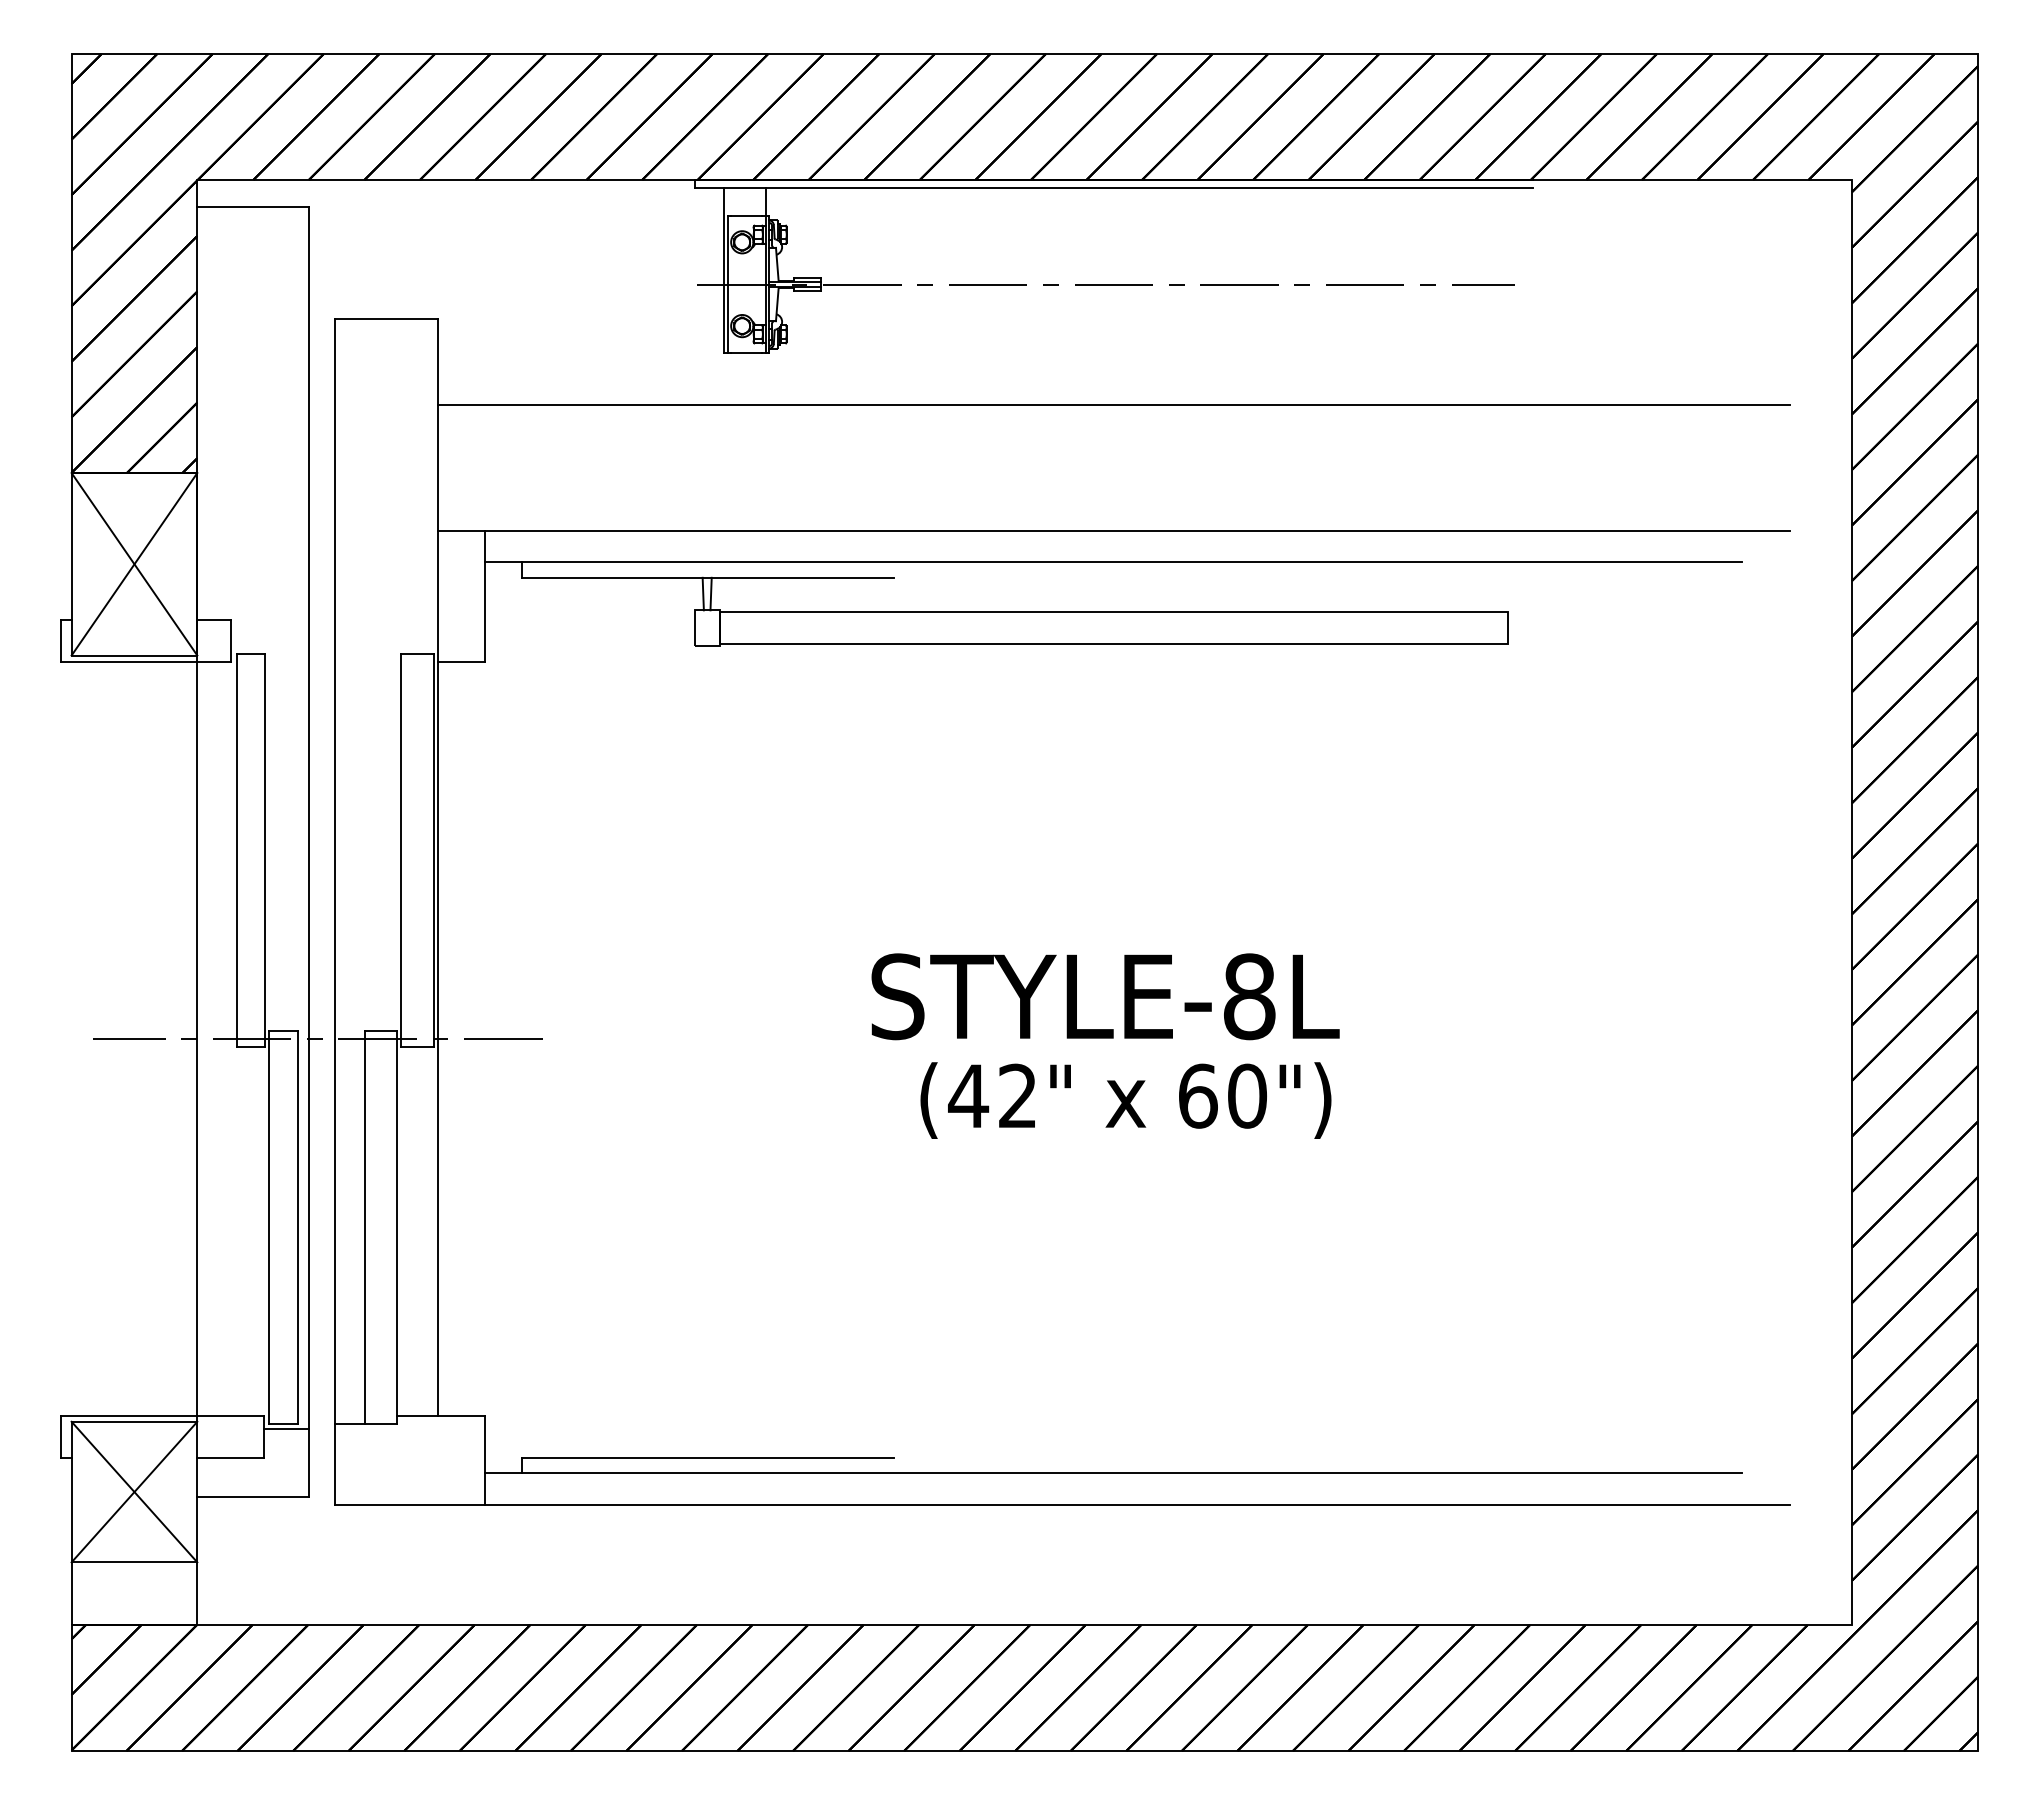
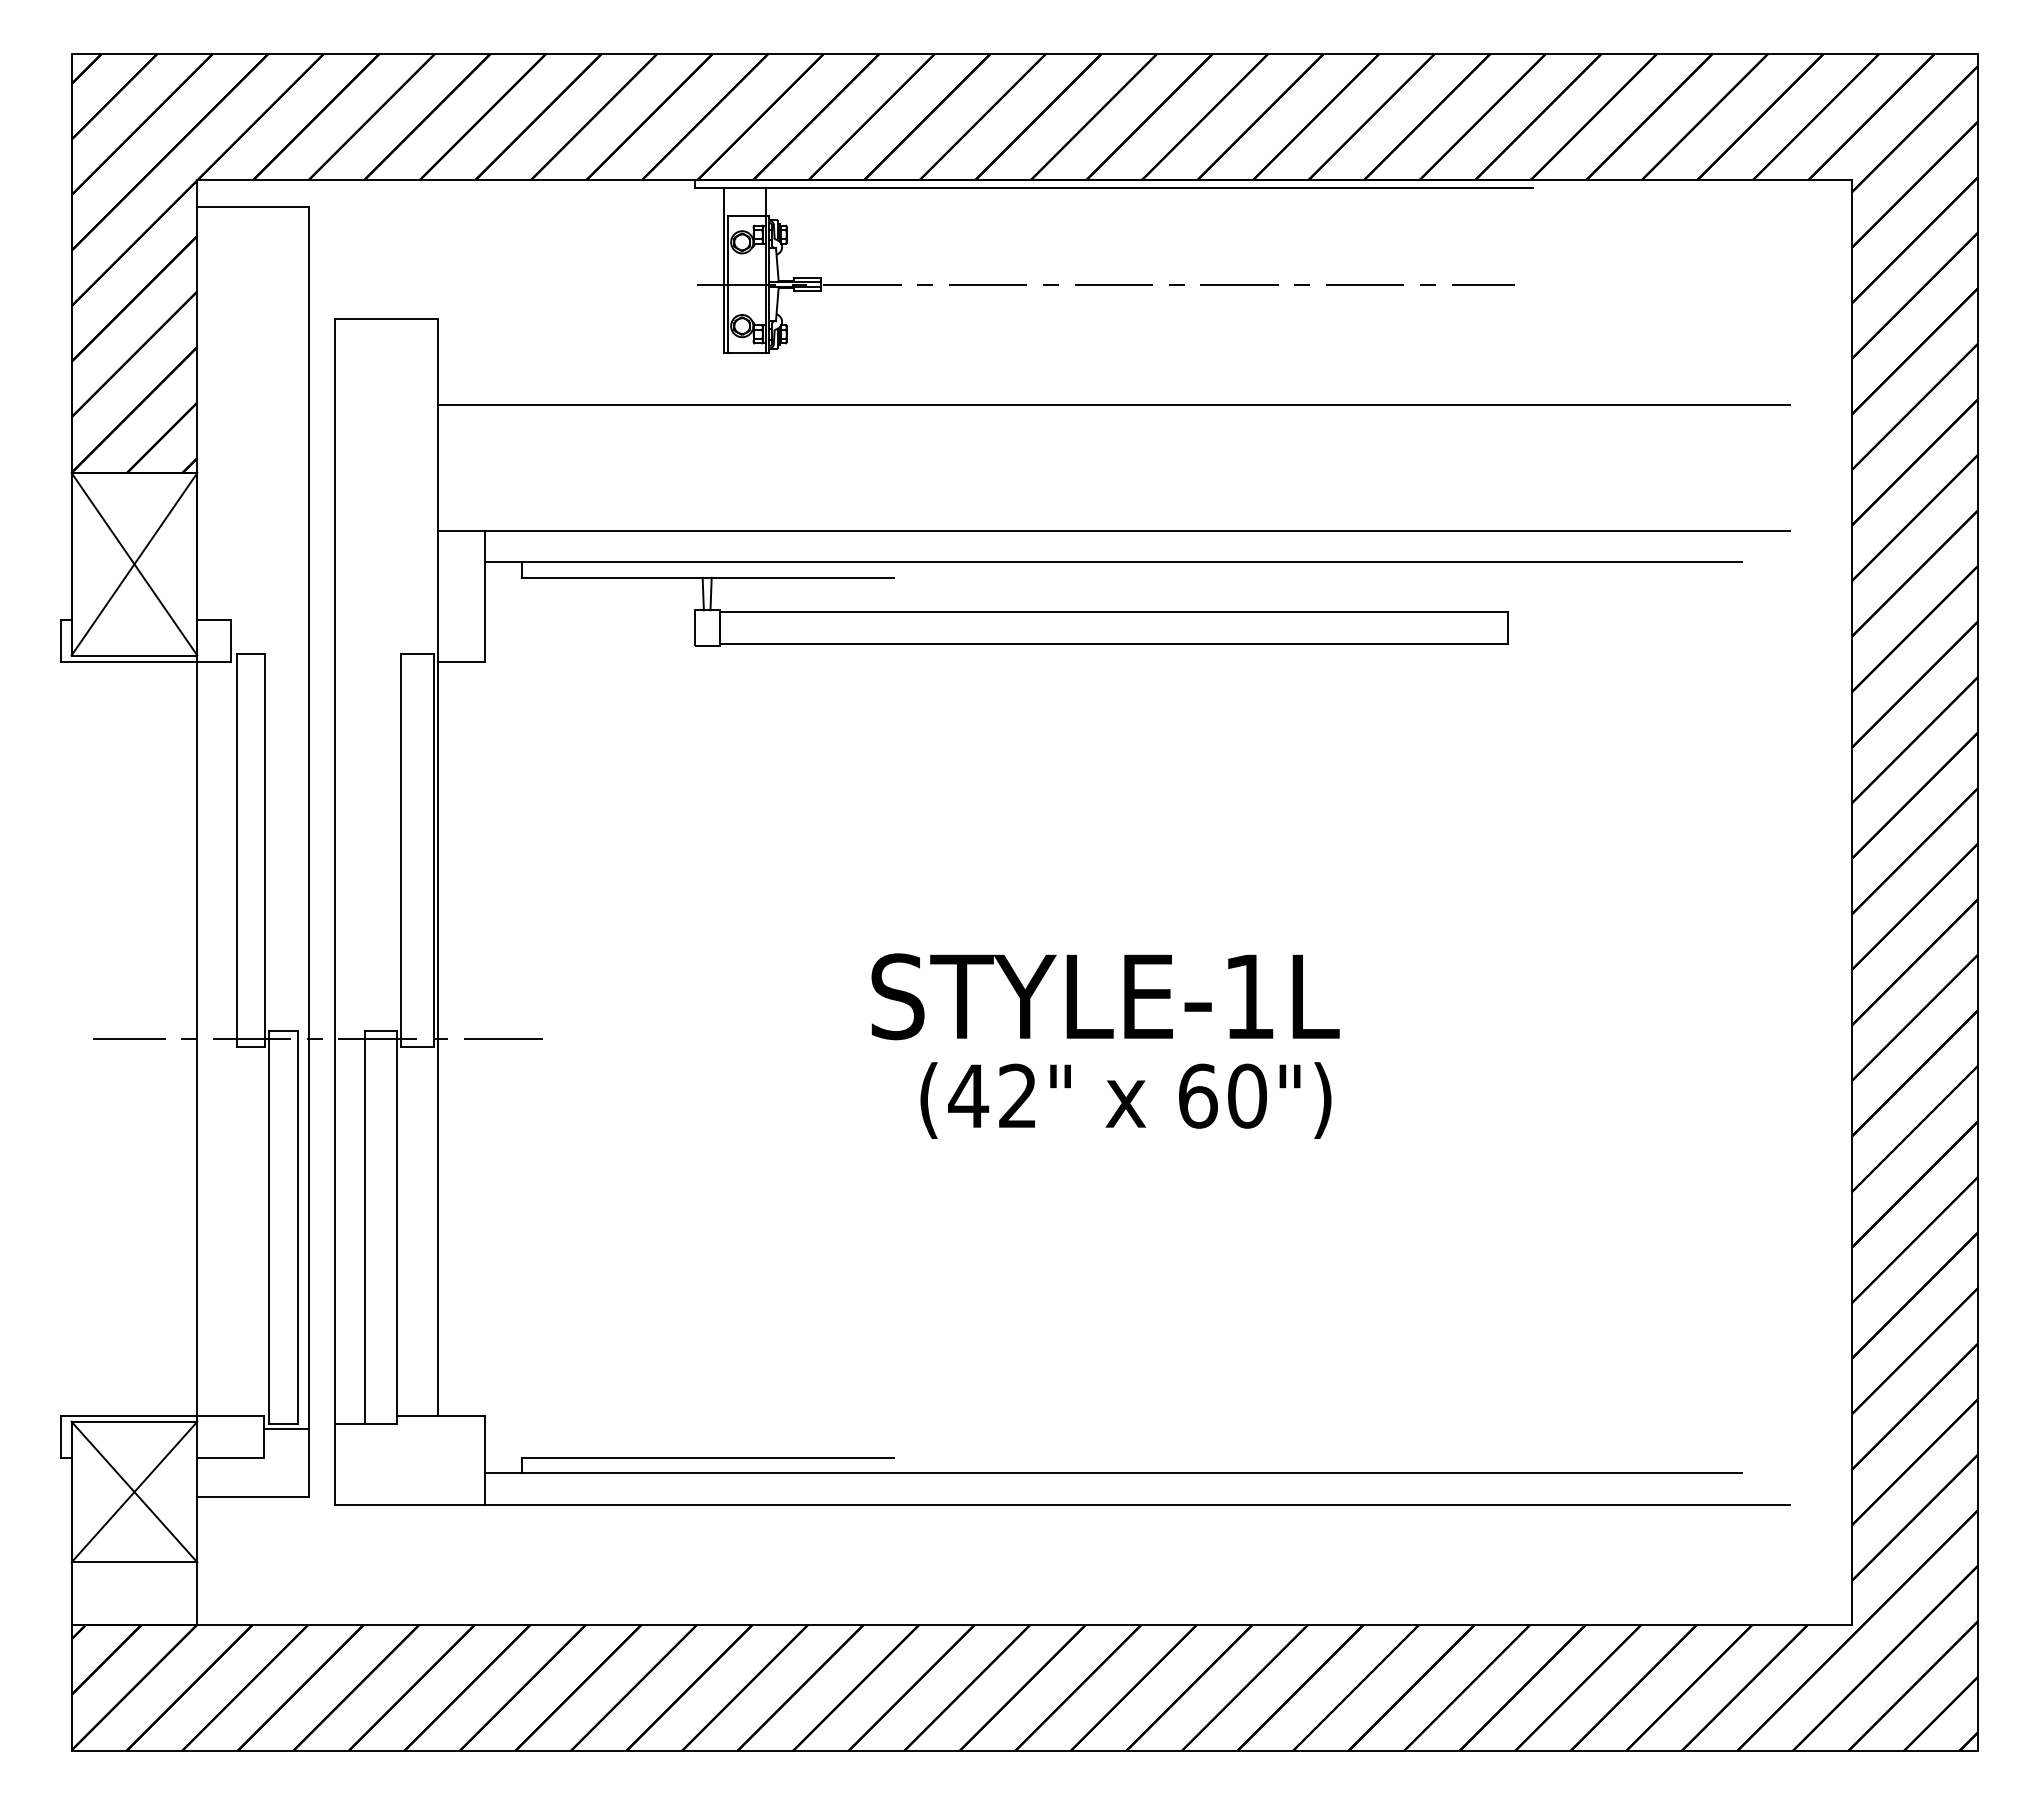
text: STYLE-8L -> STYLE-1L (1249, 996)
